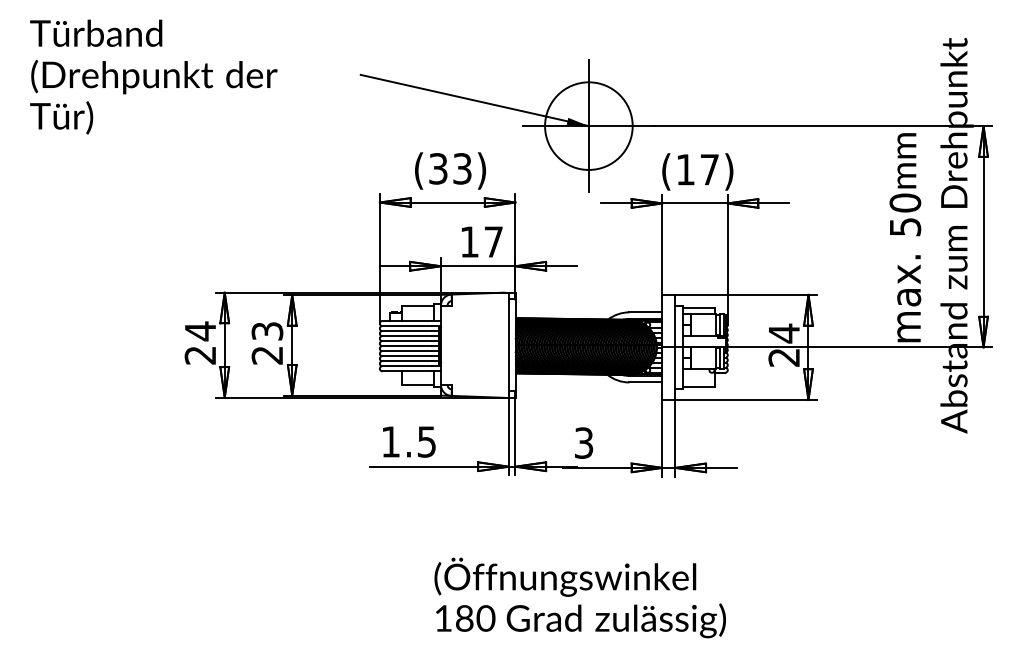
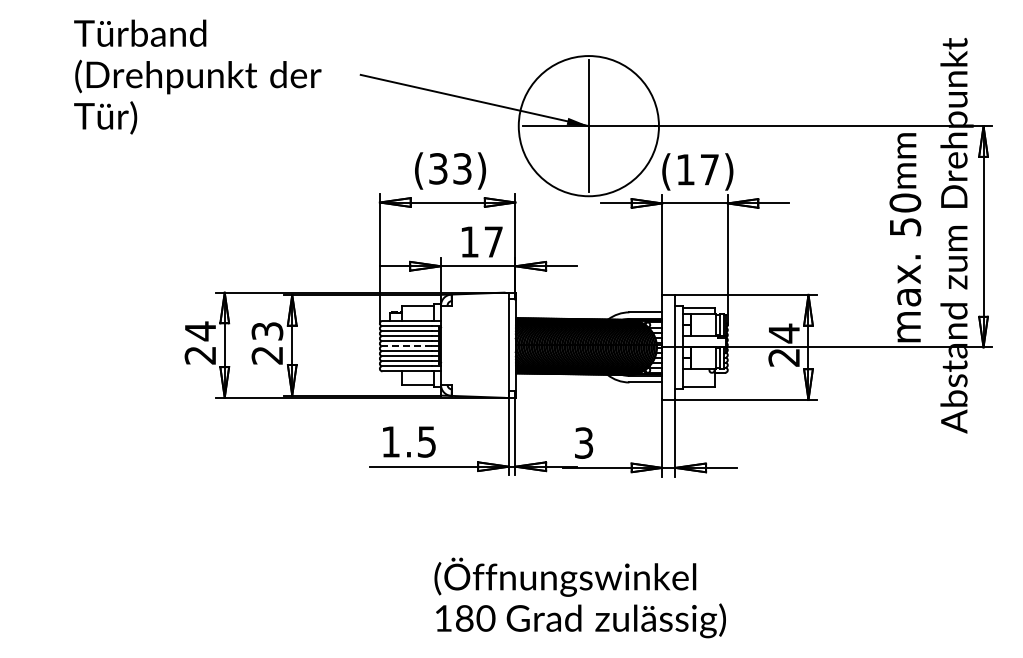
text position: (153, 76) -> (197, 76) (197, 76)
circle diameter: 88 px -> 140 px (588, 126)
line: solid -> dashed (406, 346)
